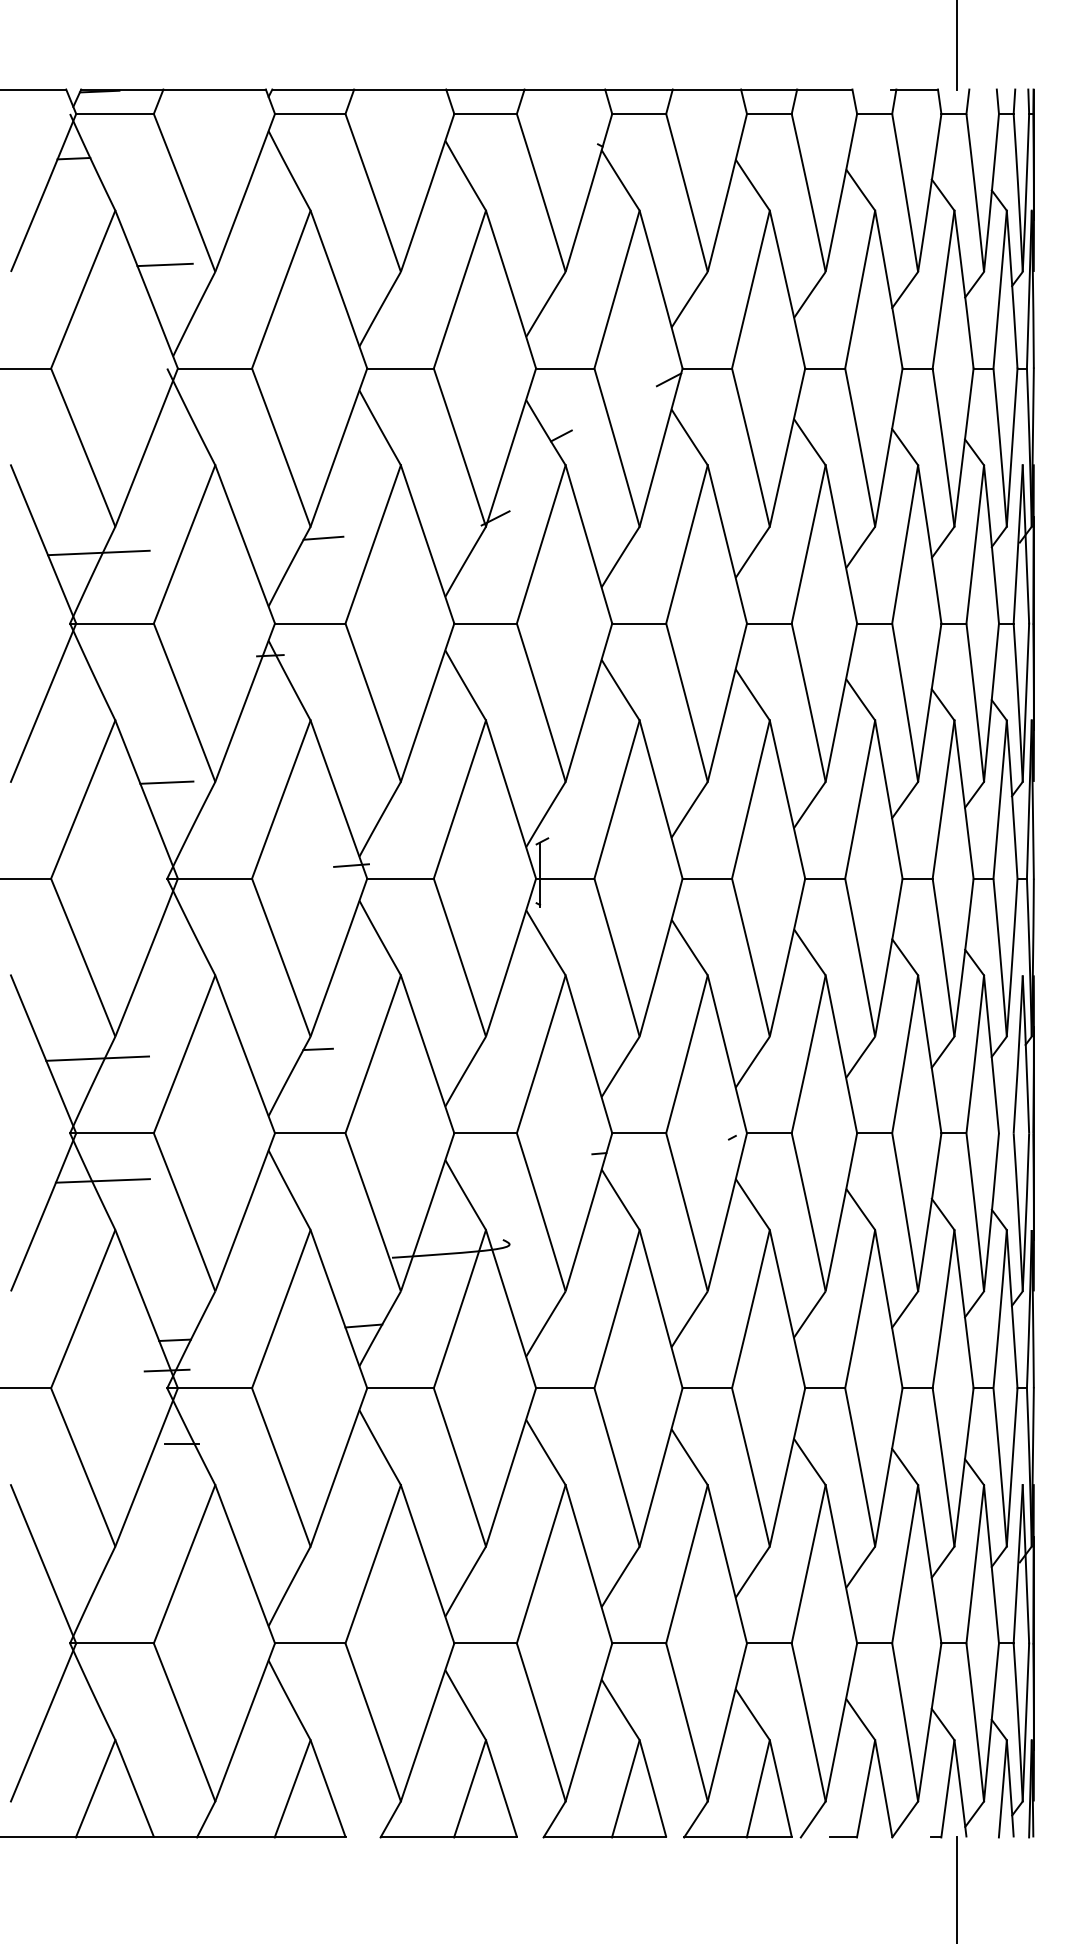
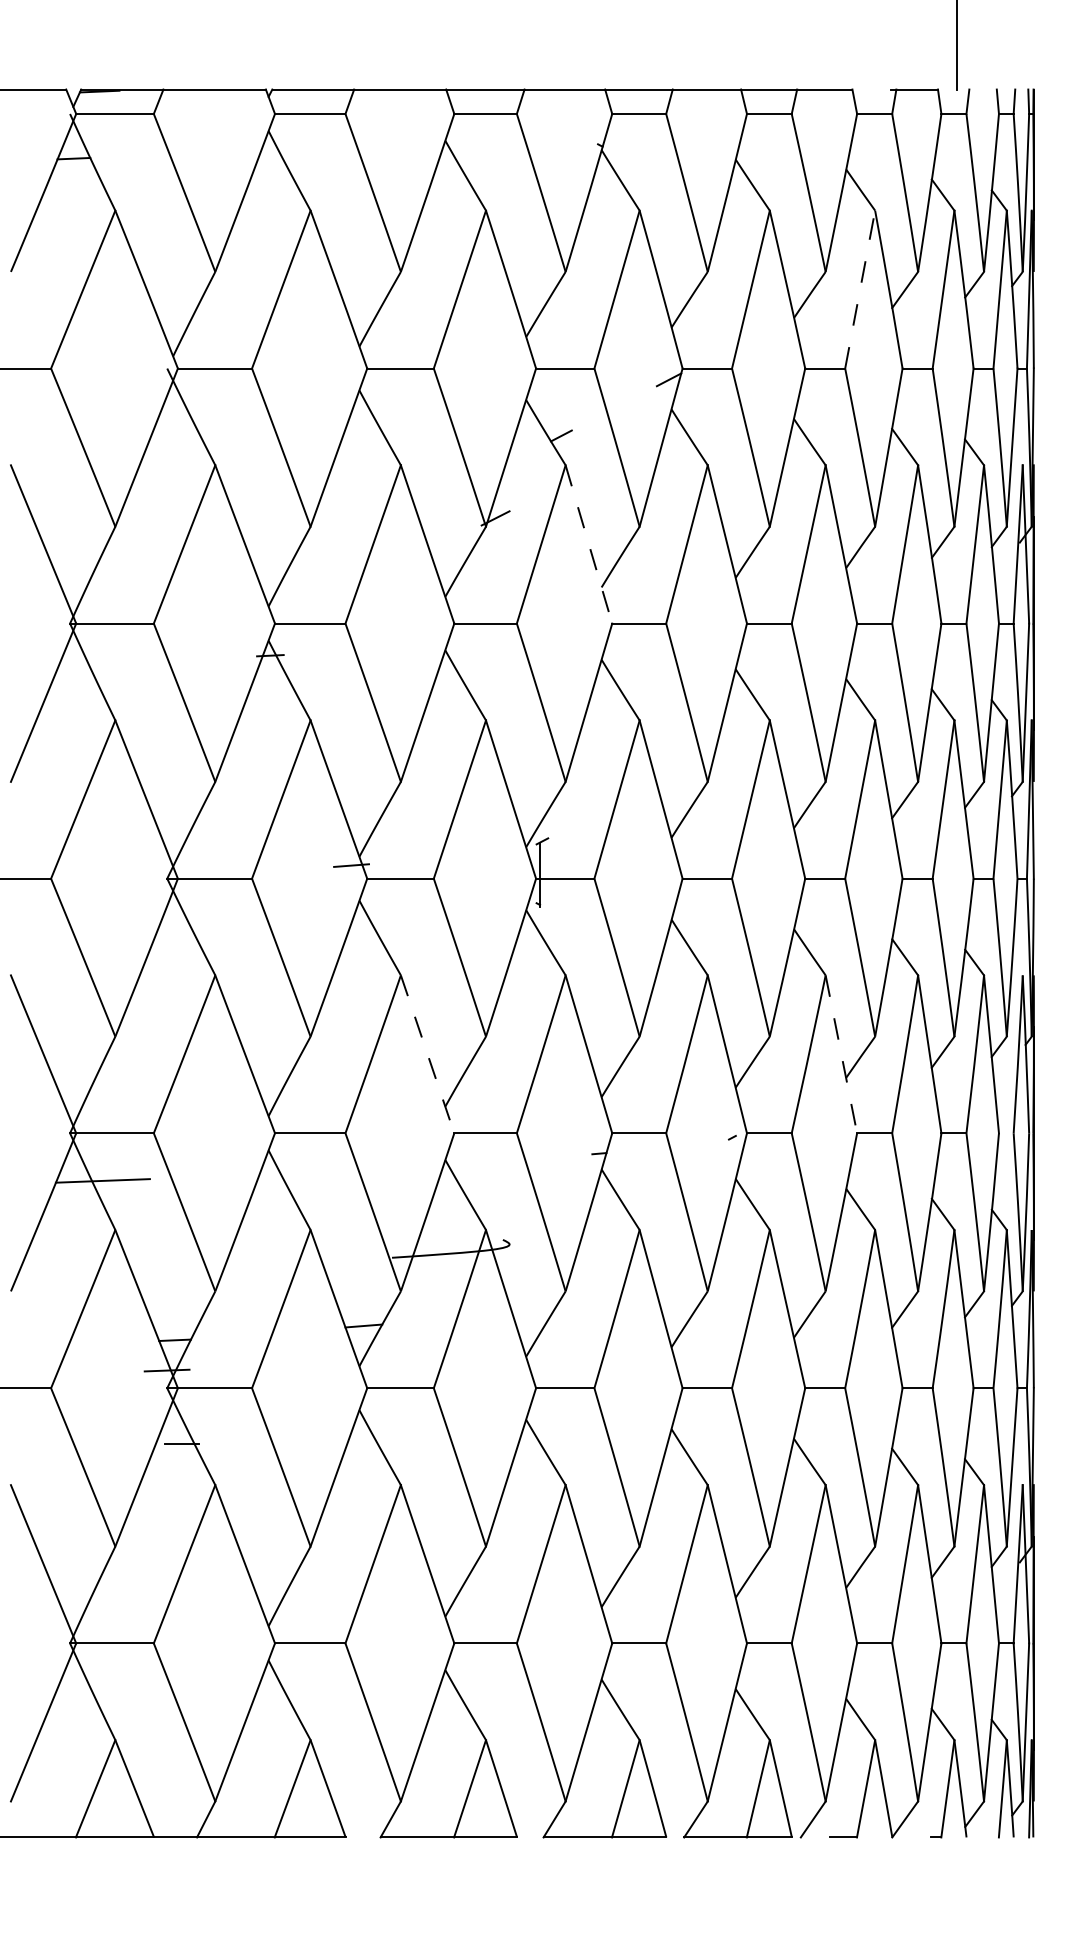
line: present -> none (164, 264)
line: solid -> dashed (860, 289)
line: present -> none (323, 537)
line: solid -> dashed (588, 544)
line: present -> none (98, 552)
line: present -> none (166, 782)
line: present -> none (317, 1049)
line: solid -> dashed (427, 1054)
line: solid -> dashed (841, 1054)
line: present -> none (97, 1058)
line: present -> none (957, 1888)
